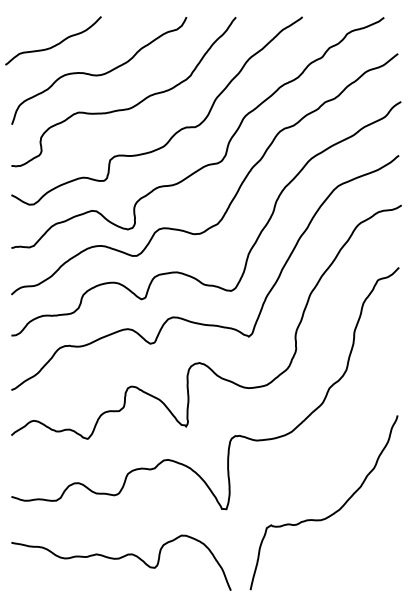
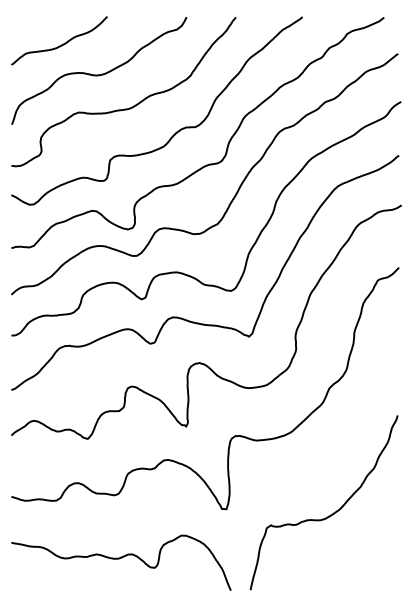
curve position: (55, 44) -> (61, 44) (61, 44)
